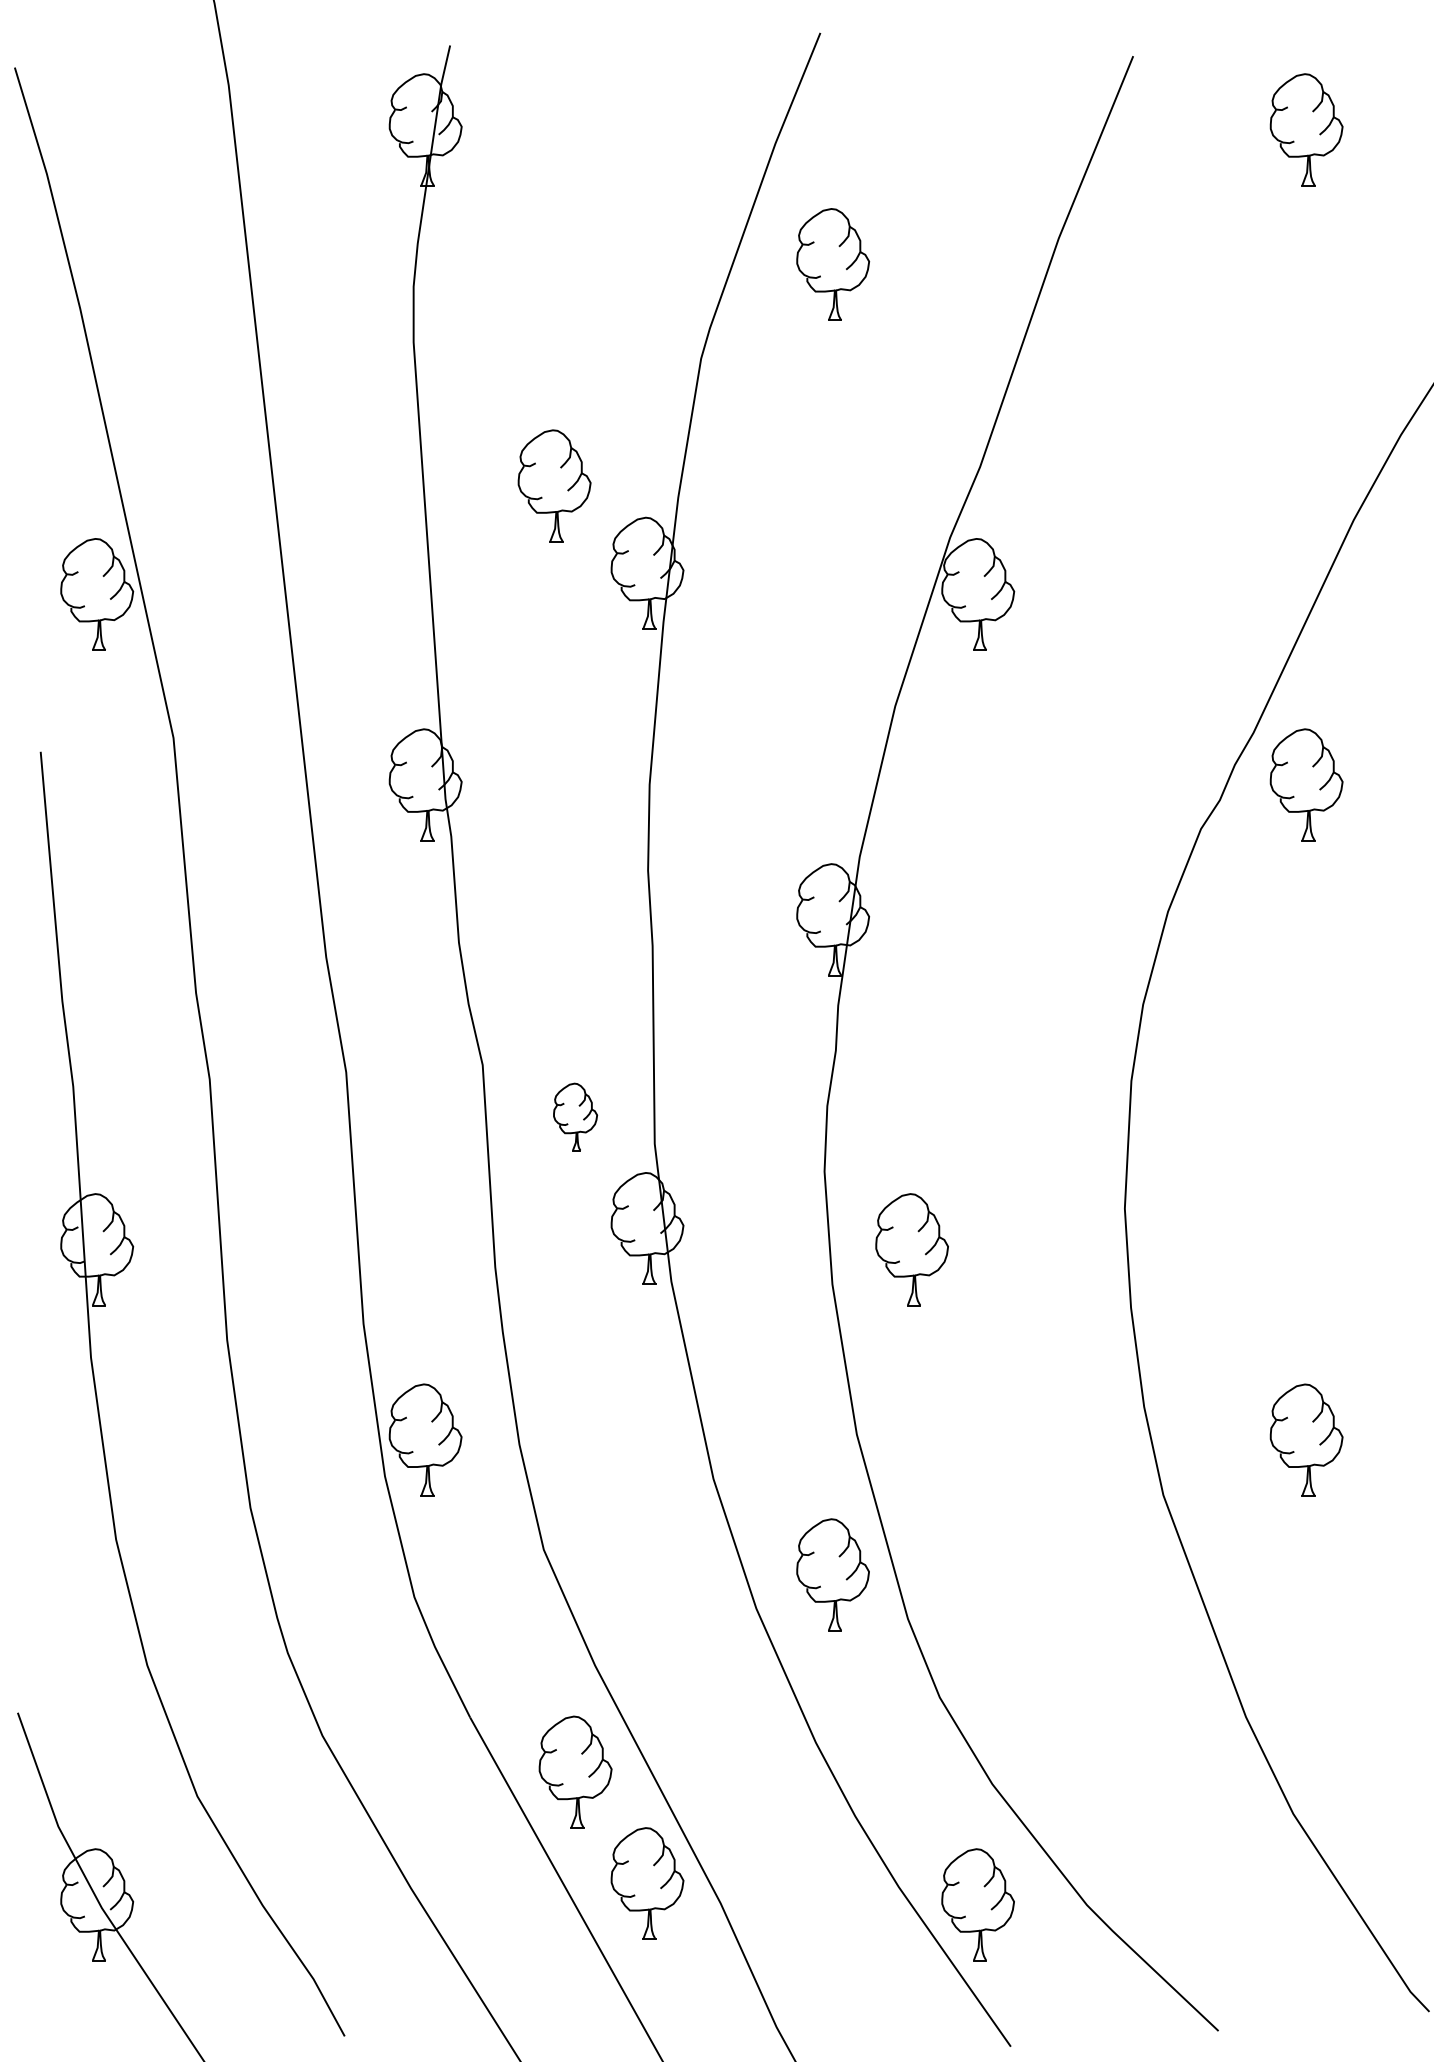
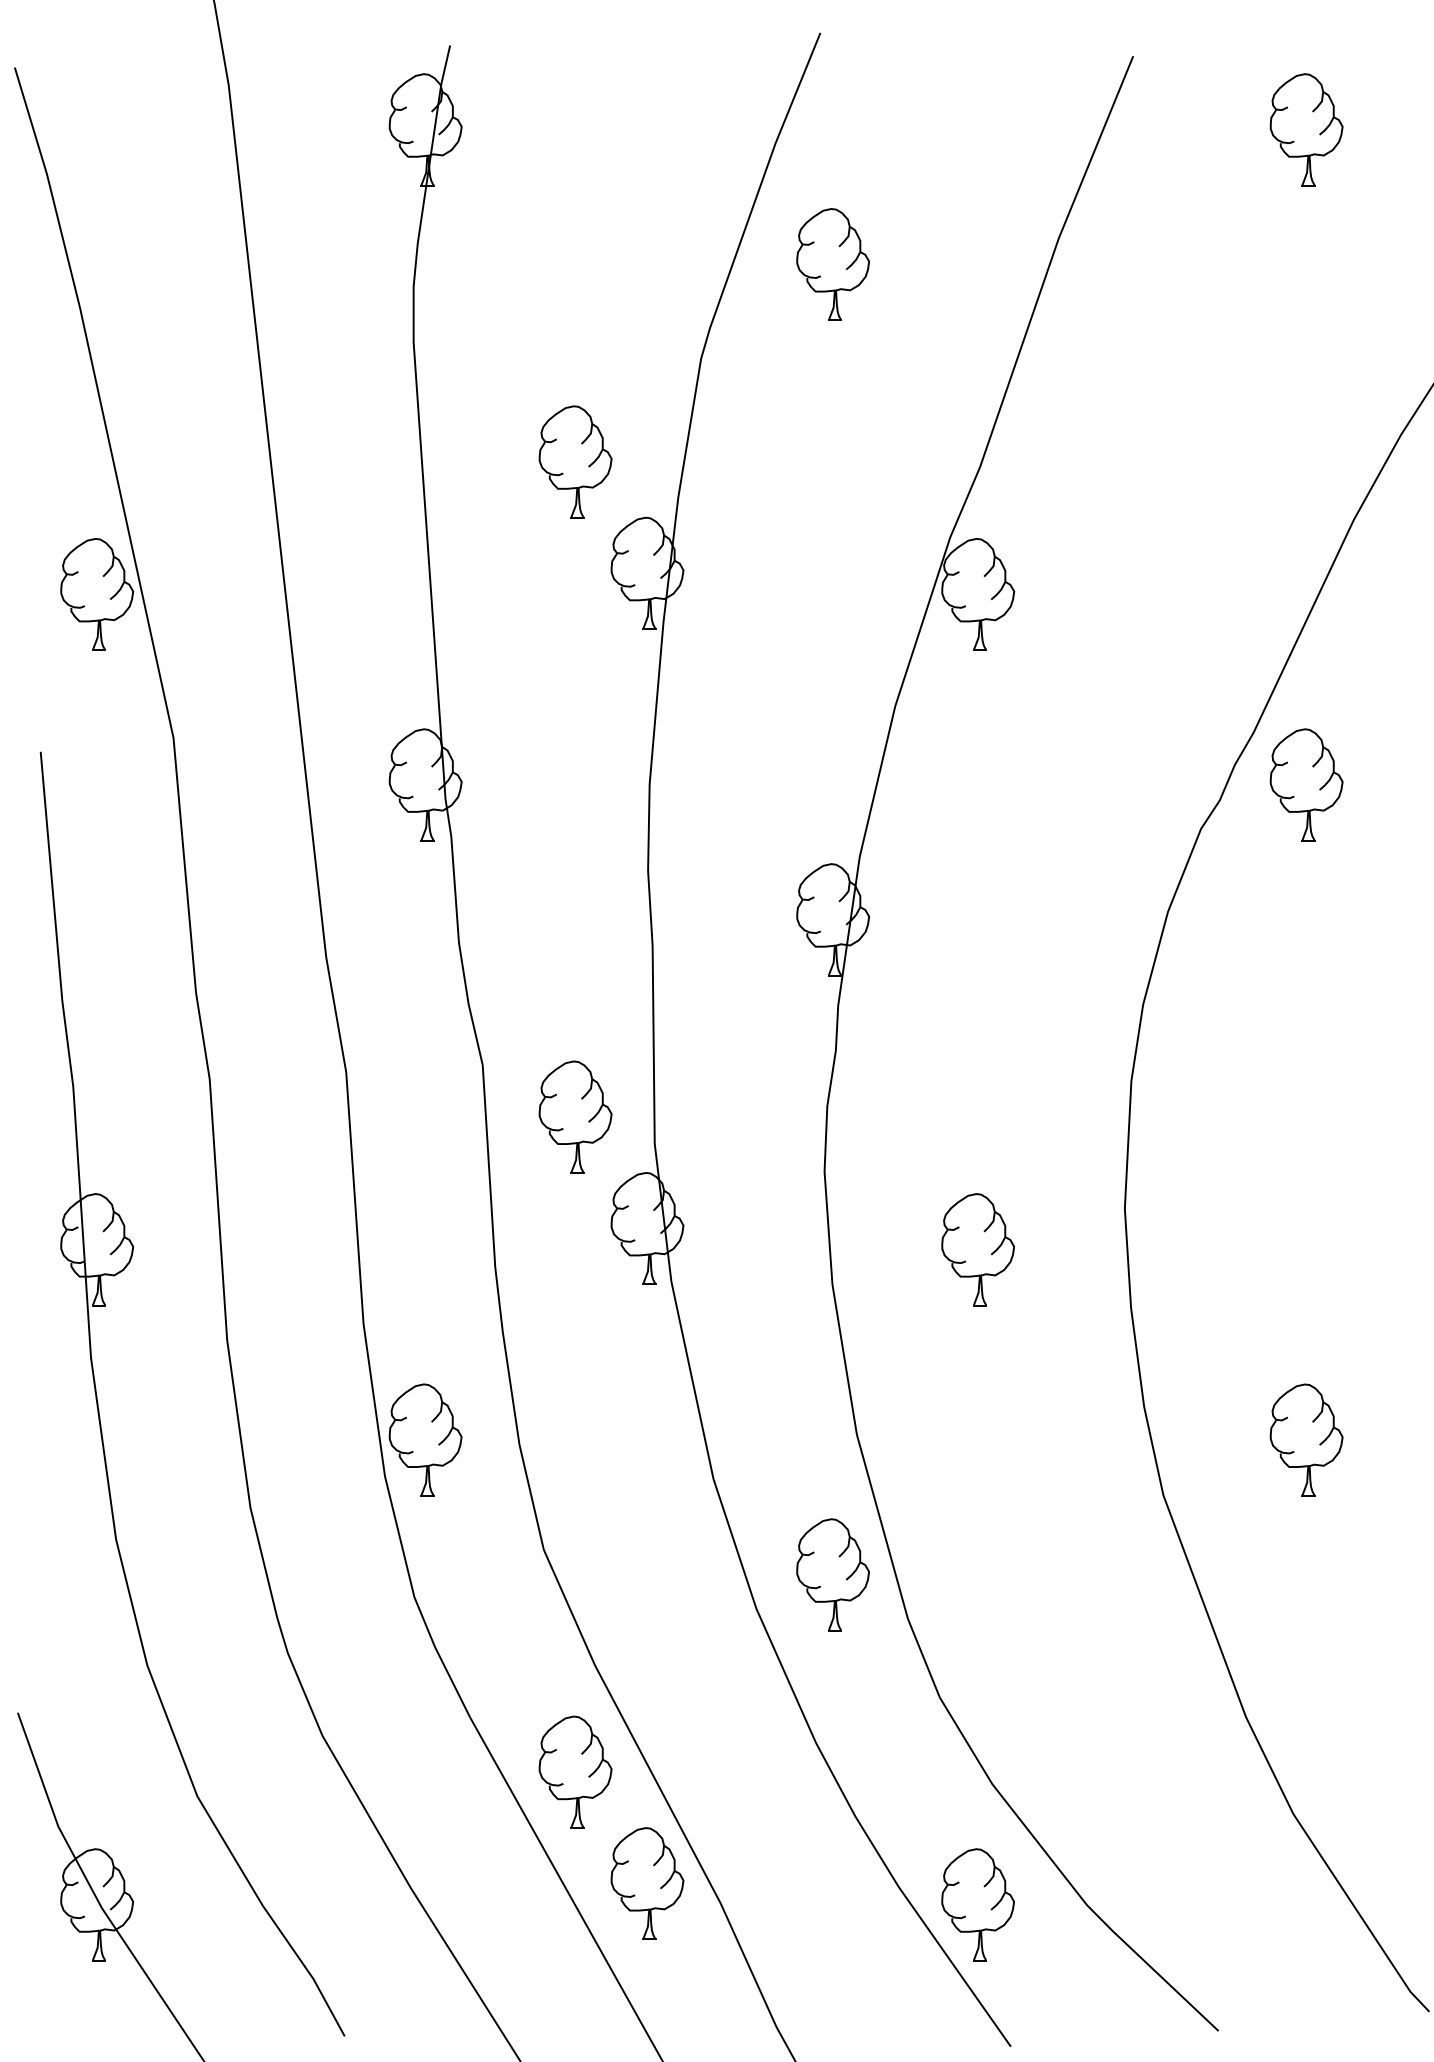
part position: (554, 485) -> (575, 461) (575, 461)
part size: 46x70 px -> 75x114 px (575, 1116)
part position: (911, 1249) -> (977, 1249) (977, 1249)
